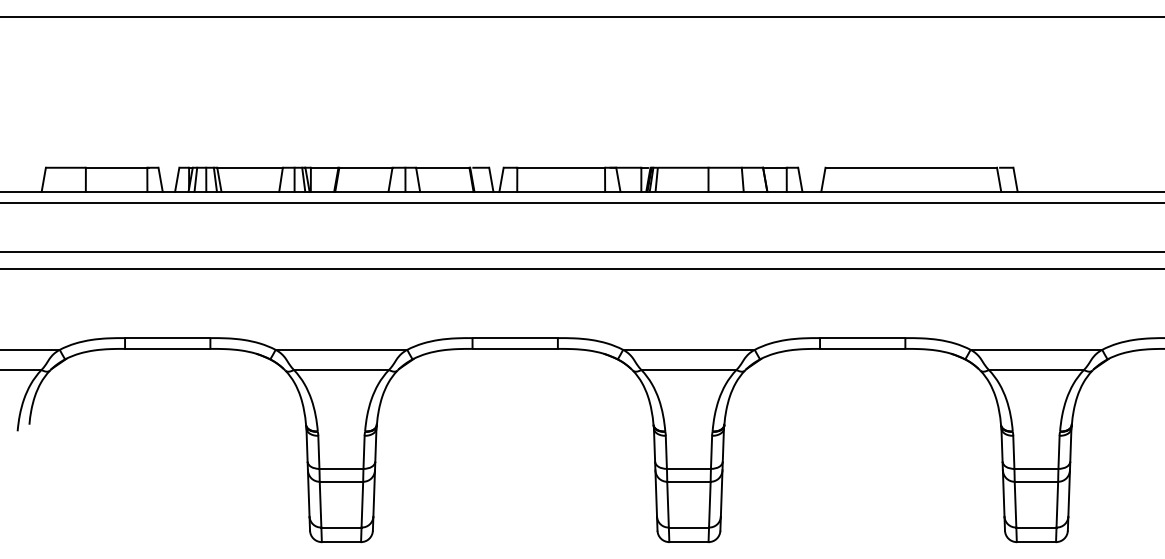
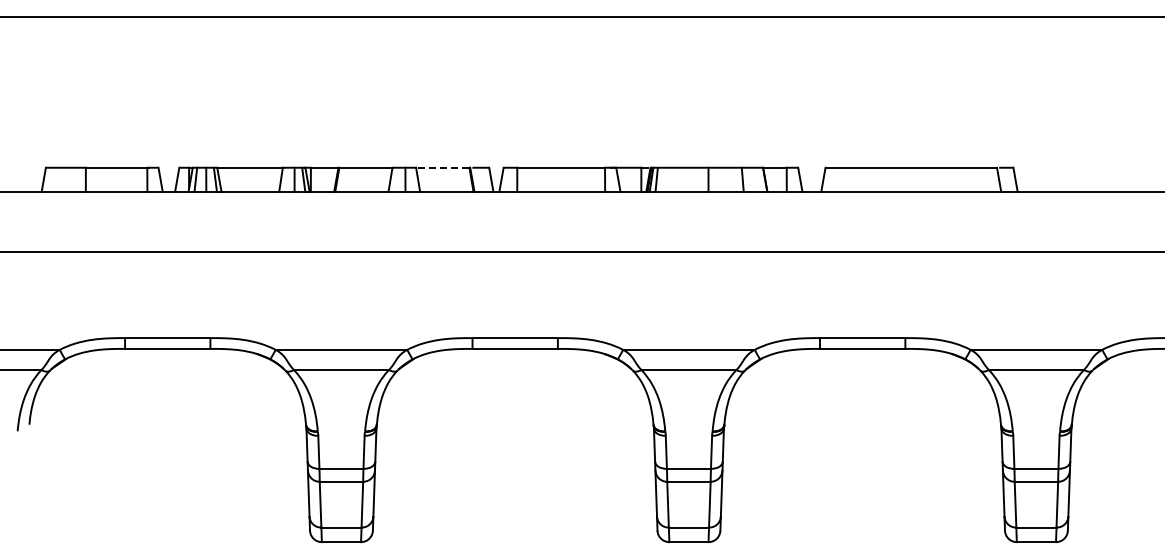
line: solid -> dashed (442, 167)
line: present -> none (581, 202)
line: present -> none (581, 268)
